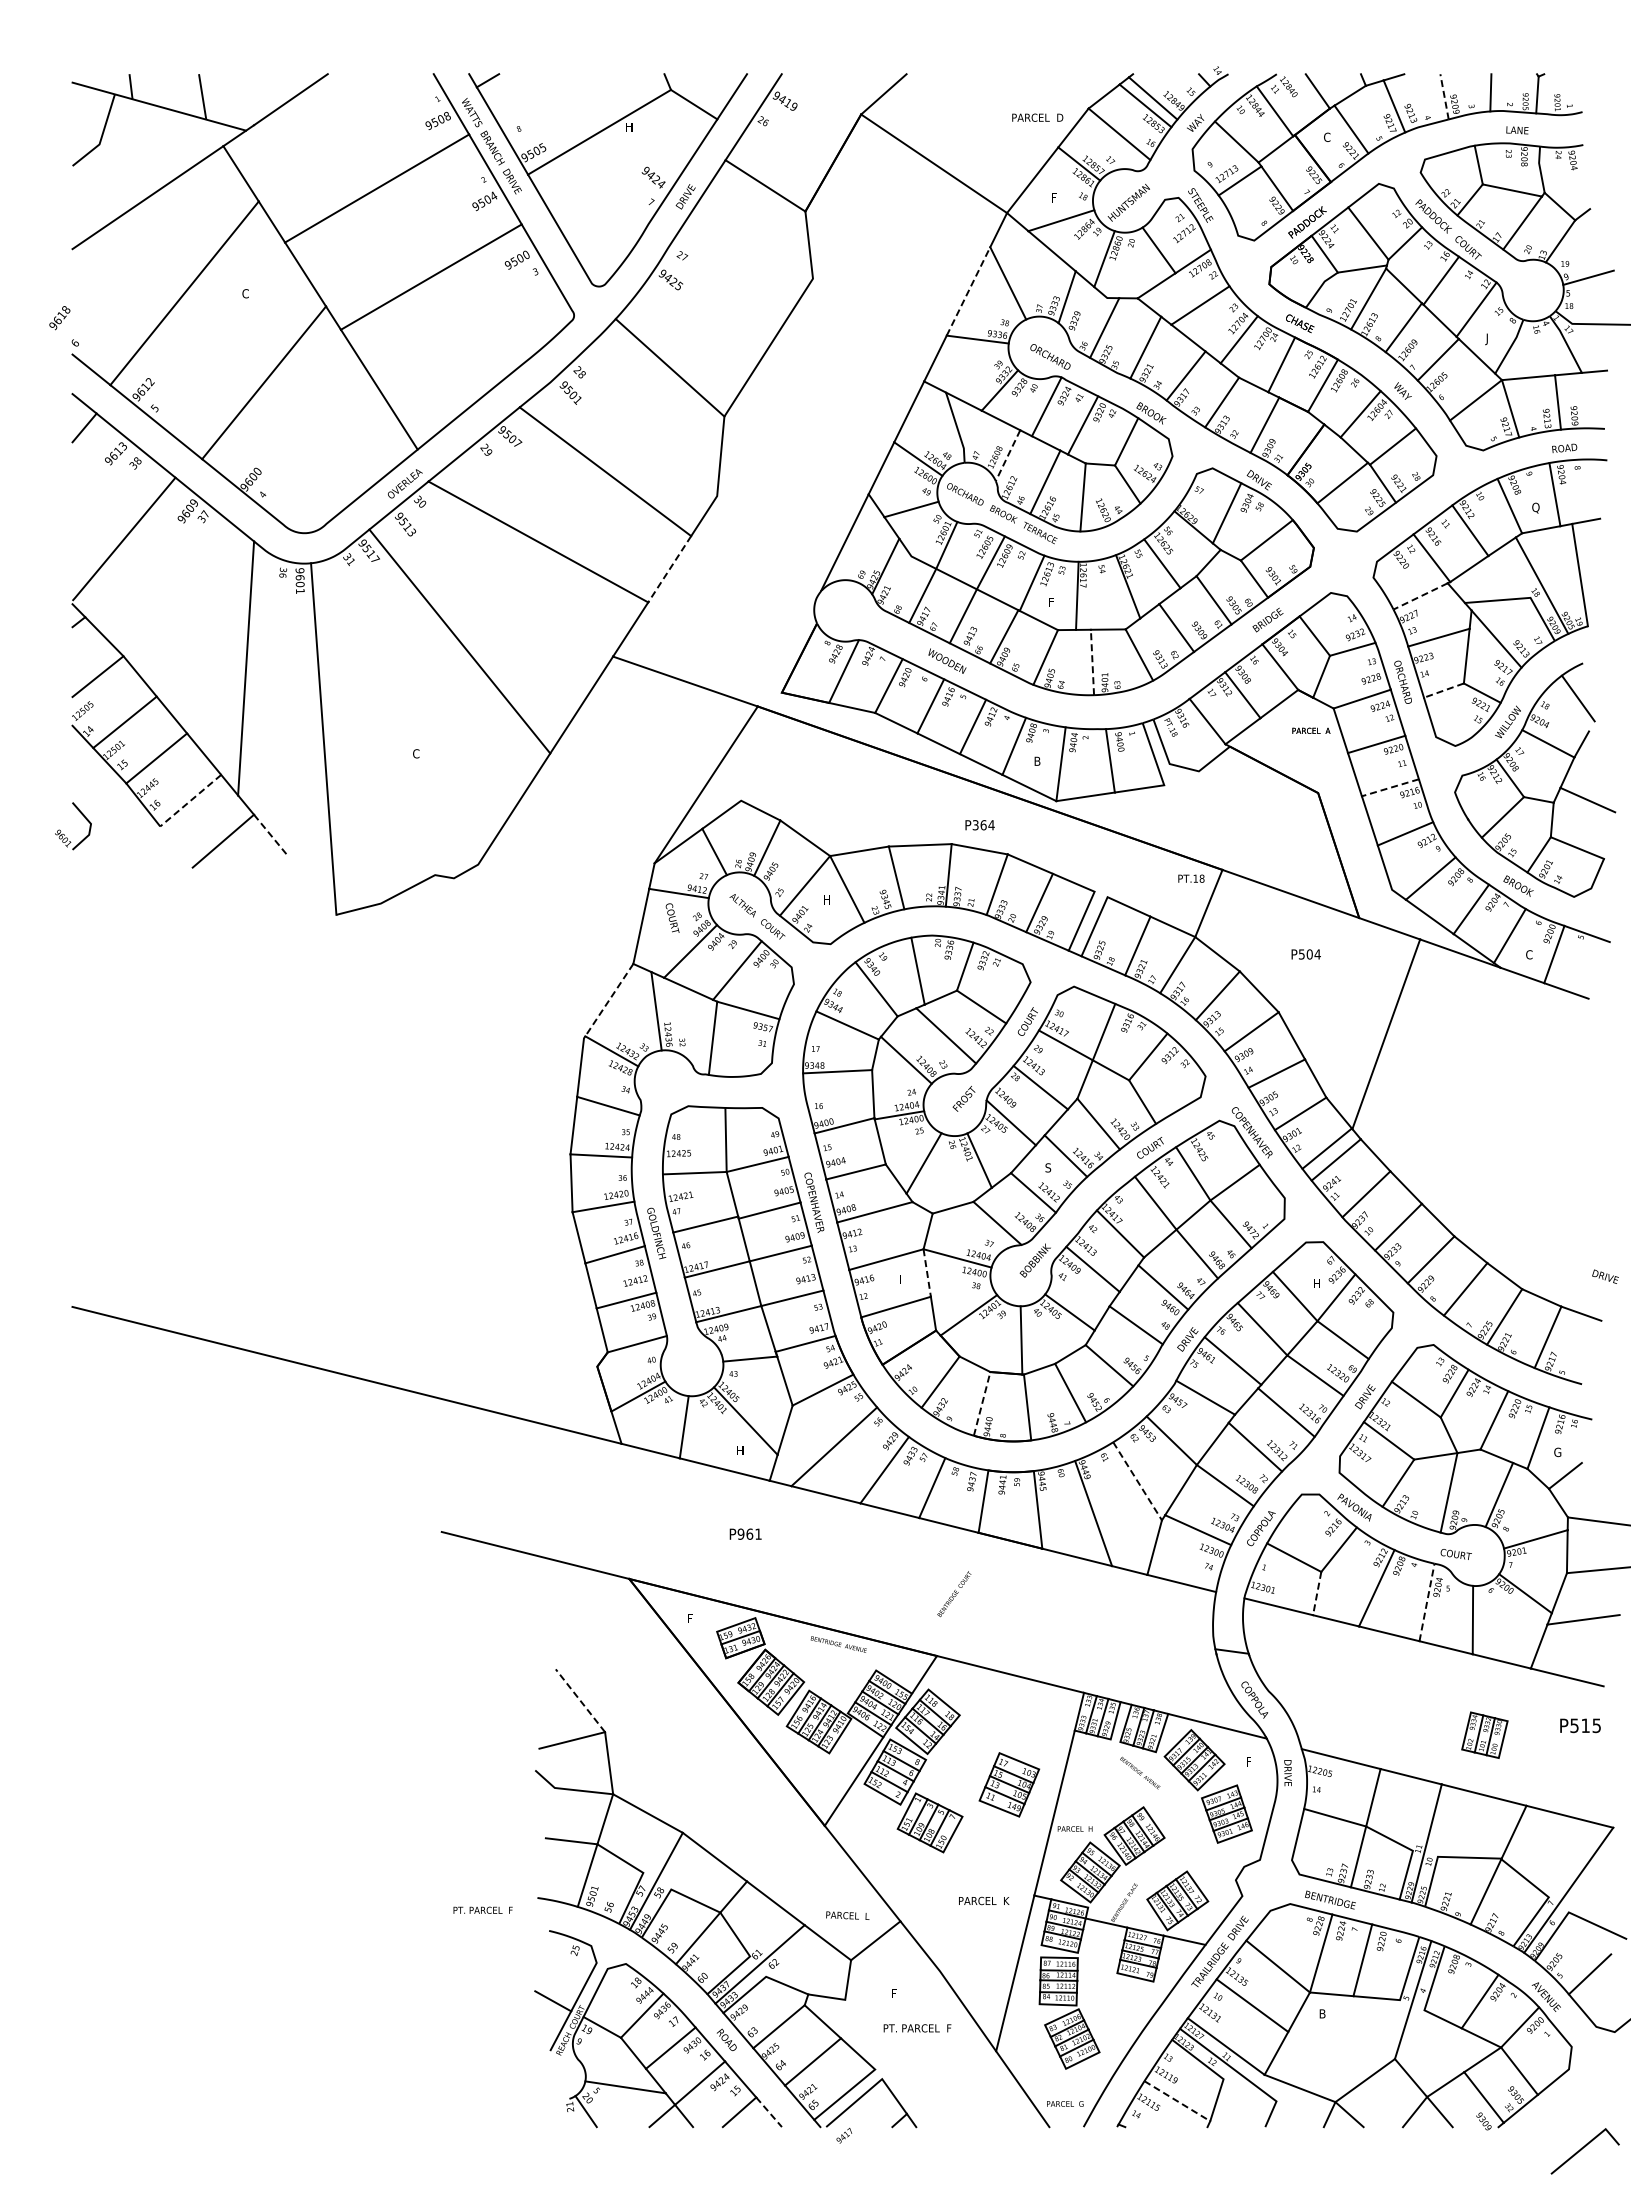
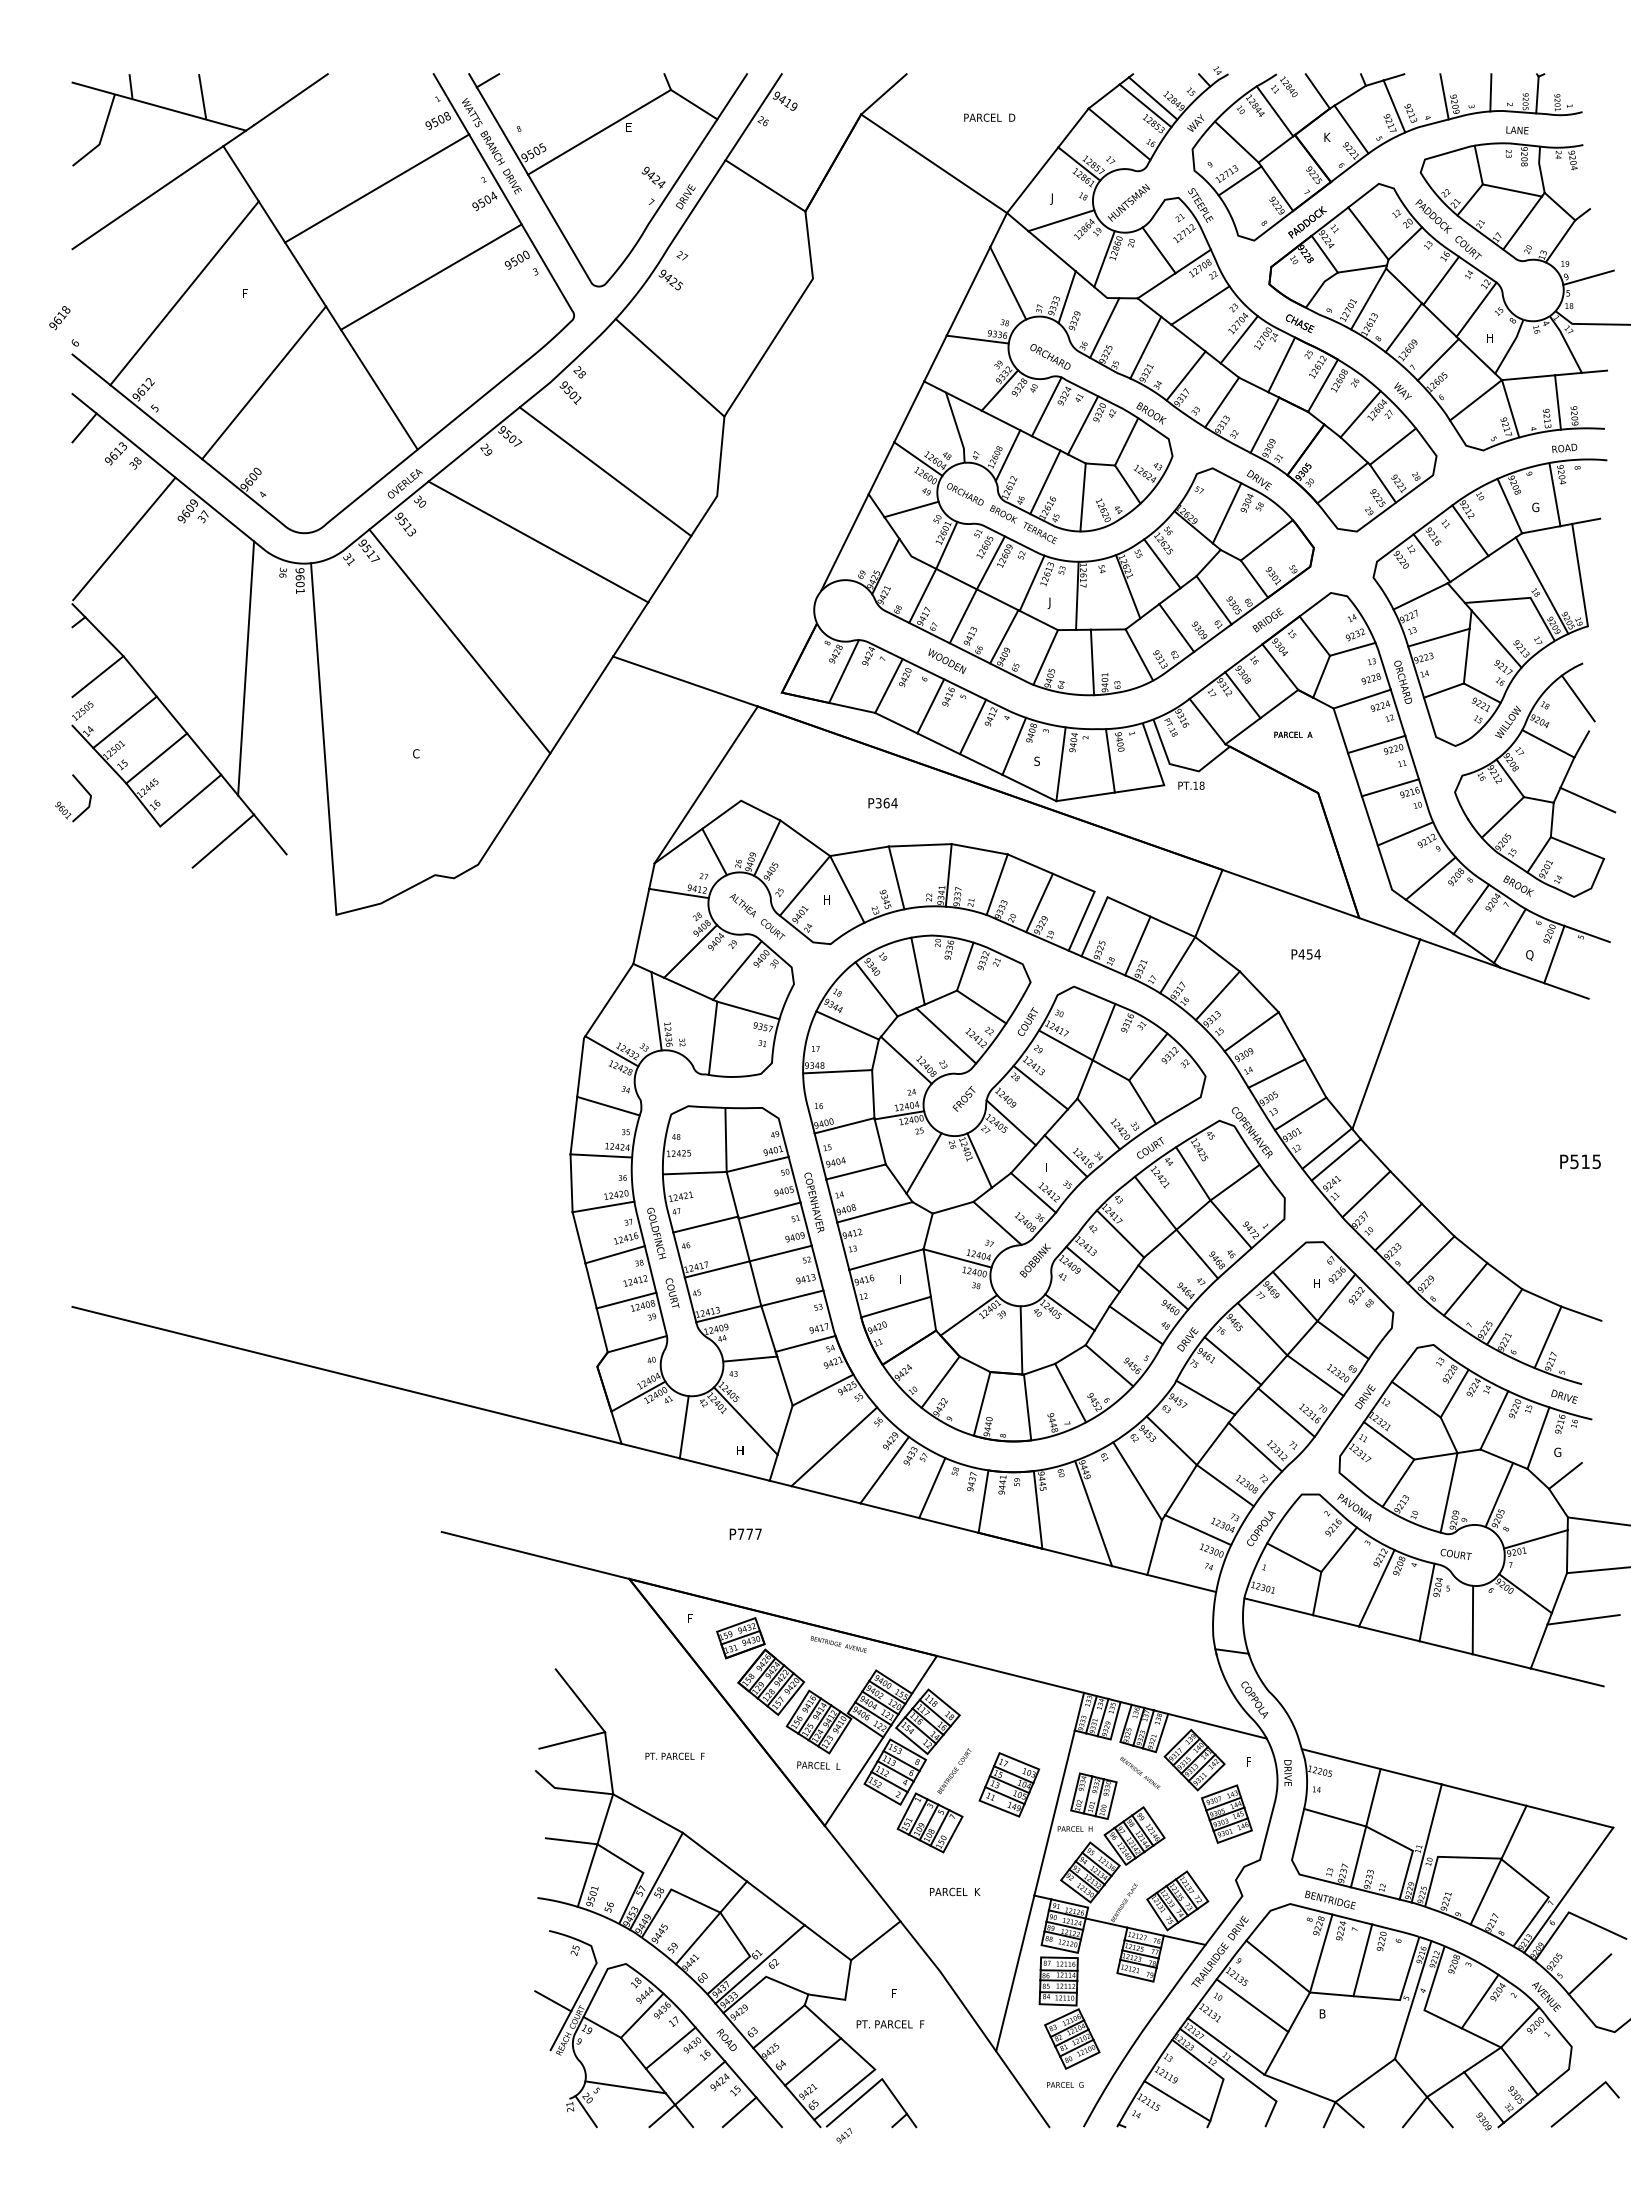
line: dashed -> solid (1444, 96)
text position: (1037, 117) -> (989, 117) (989, 117)
text: H -> E (629, 127)
text: C -> K (1327, 136)
text: F -> J (1053, 198)
line: dashed -> solid (968, 291)
text: C -> F (245, 293)
text: J -> H (1488, 339)
line: dashed -> solid (1007, 456)
text: Q -> G (1537, 507)
line: dashed -> solid (669, 569)
line: dashed -> solid (1420, 596)
text: F -> J (1050, 603)
line: dashed -> solid (1092, 662)
line: dashed -> solid (1443, 690)
text position: (1311, 730) -> (1293, 734) (1293, 734)
text: B -> S (1037, 760)
line: dashed -> solid (1390, 787)
line: dashed -> solid (190, 800)
text position: (979, 825) -> (882, 803) (882, 803)
part position: (64, 834) -> (64, 806) (64, 806)
line: dashed -> solid (270, 834)
text position: (1191, 878) -> (1191, 785) (1191, 785)
text position: (672, 917) -> (672, 1292) (672, 1292)
text: P504 -> P454 (1305, 954)
text: C -> Q (1531, 955)
line: dashed -> solid (609, 1000)
text: S -> I (1048, 1167)
line: dashed -> solid (927, 1273)
text position: (1605, 1276) -> (1564, 1396) (1564, 1396)
line: dashed -> solid (982, 1403)
line: dashed -> solid (1137, 1481)
text: P961 -> P777 (749, 1533)
text position: (954, 1594) -> (954, 1771) (954, 1771)
line: dashed -> solid (1317, 1594)
line: dashed -> solid (1427, 1601)
line: dashed -> solid (580, 1700)
text position: (1580, 1725) -> (1580, 1161) (1580, 1161)
part position: (1484, 1734) -> (1093, 1795) (1093, 1795)
text position: (984, 1900) -> (955, 1891) (955, 1891)
text position: (482, 1909) -> (674, 1755) (674, 1755)
text position: (847, 1915) -> (818, 1765) (818, 1765)
text position: (917, 2028) -> (890, 2024) (890, 2024)
line: dashed -> solid (1177, 2101)
text position: (1065, 2103) -> (1065, 2084) (1065, 2084)
line: dashed -> solid (769, 2112)
line position: (1582, 2149) -> (1582, 2102) (1582, 2102)
